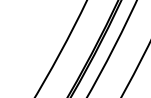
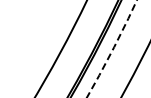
arc: solid -> dashed (113, 48)
